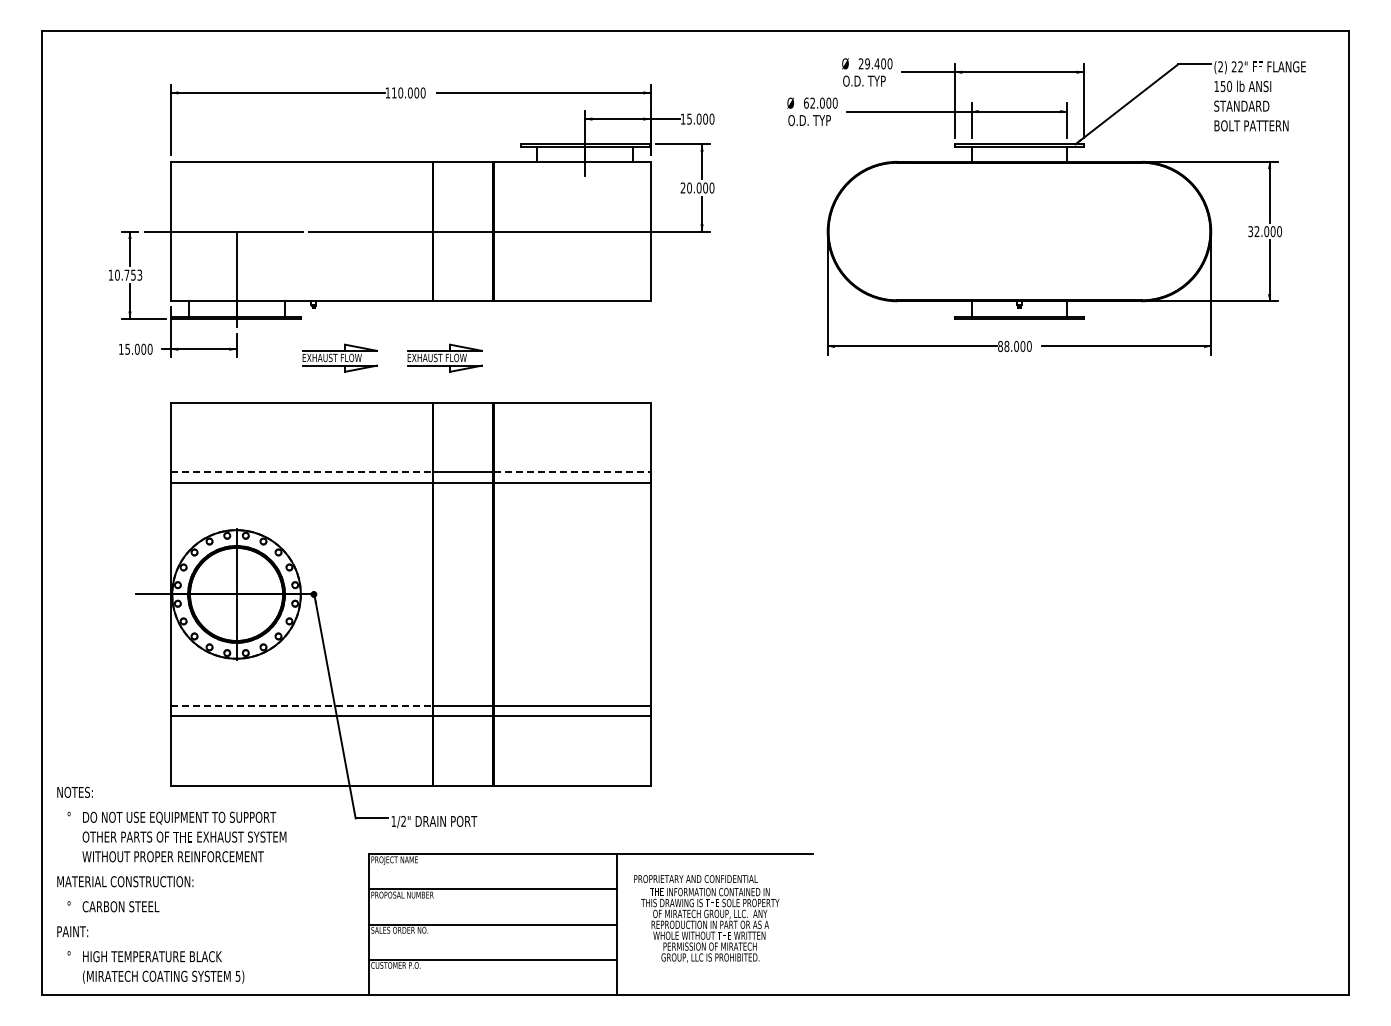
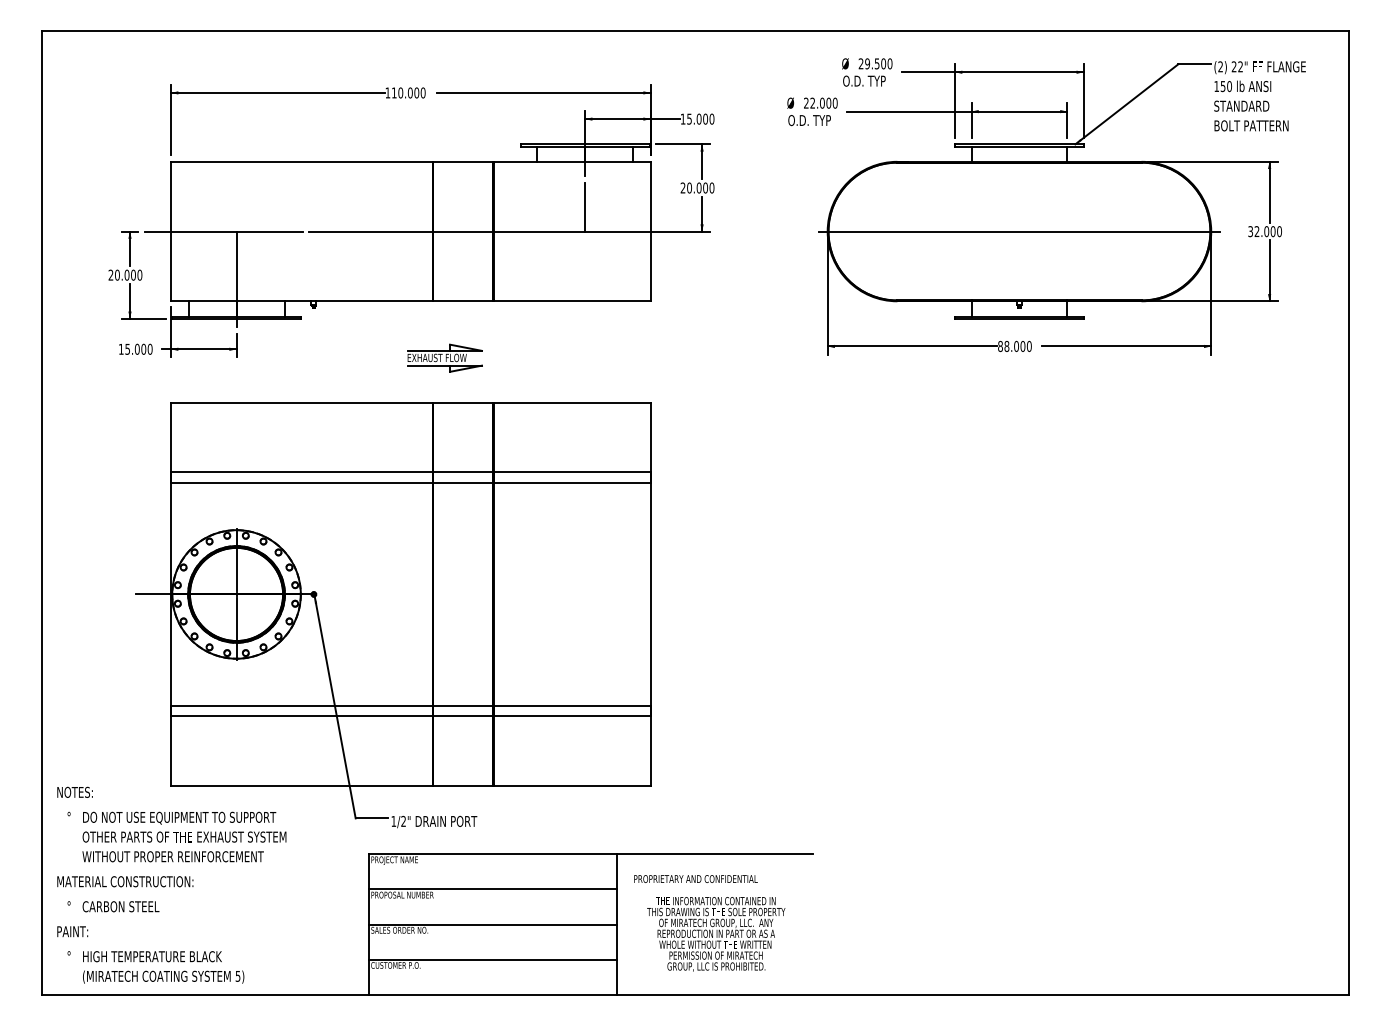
text: 29.400 -> 29.500 (876, 63)
text: 62.000 -> 22.000 (806, 102)
line: none -> present (585, 207)
line: none -> present (1018, 231)
text: 10.753 -> 20.000 (125, 274)
part: present -> none (339, 357)
line: dashed -> solid (301, 472)
line: dashed -> solid (572, 472)
line: dashed -> solid (301, 705)
text position: (710, 925) -> (716, 934) (716, 934)
